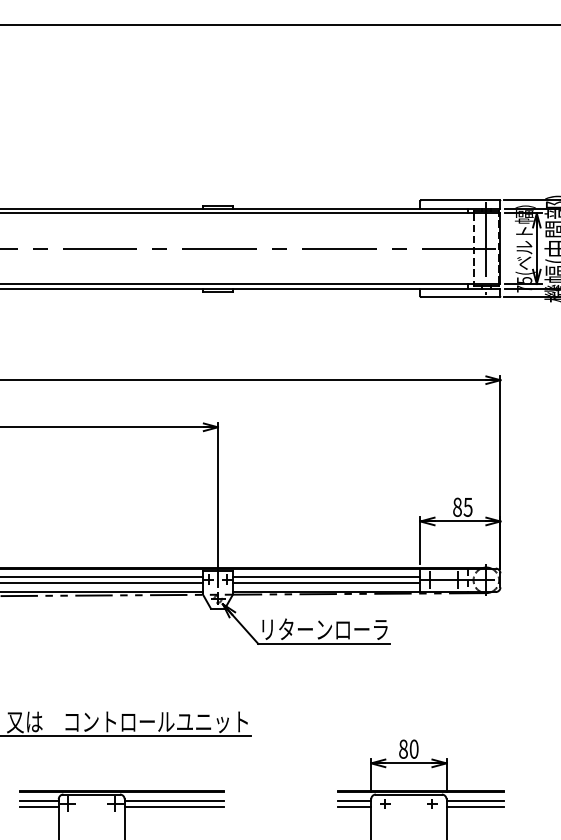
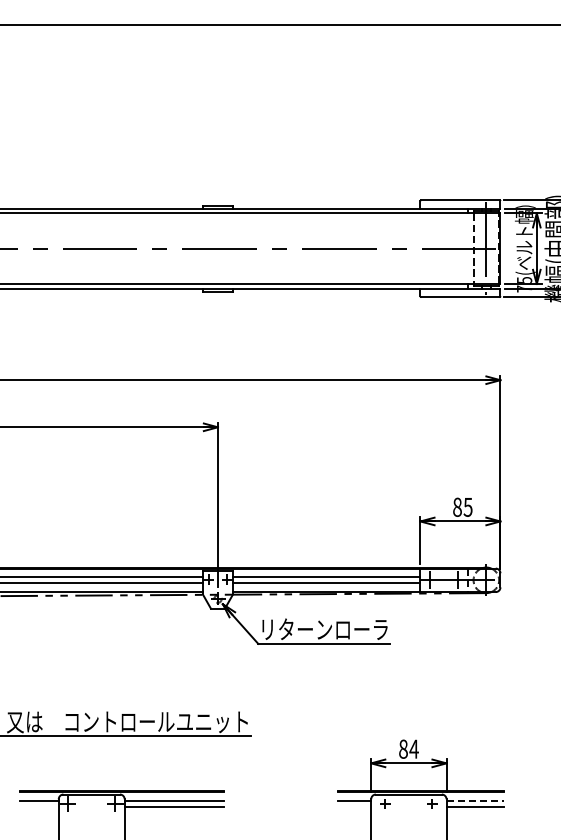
text: 80 -> 84 (413, 748)
line: solid -> dashed (475, 800)
line: present -> none (39, 807)
line: present -> none (354, 807)
